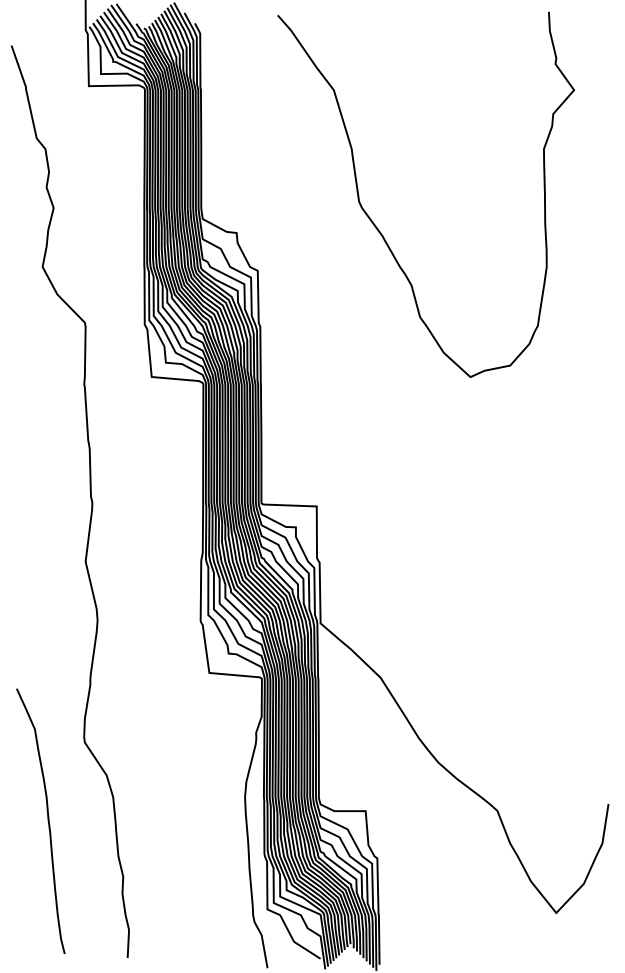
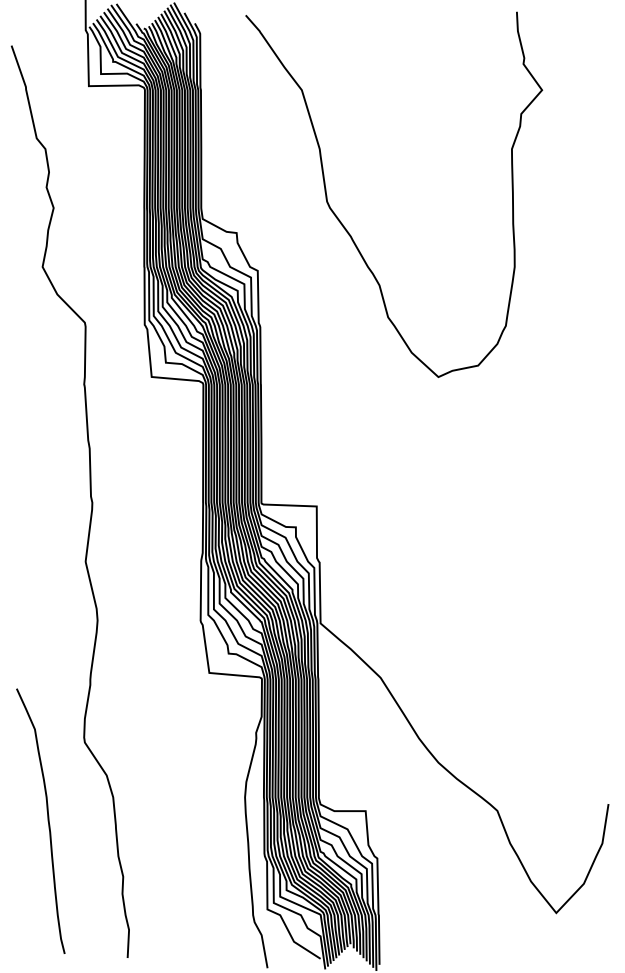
curve position: (378, 228) -> (346, 228) (346, 228)
